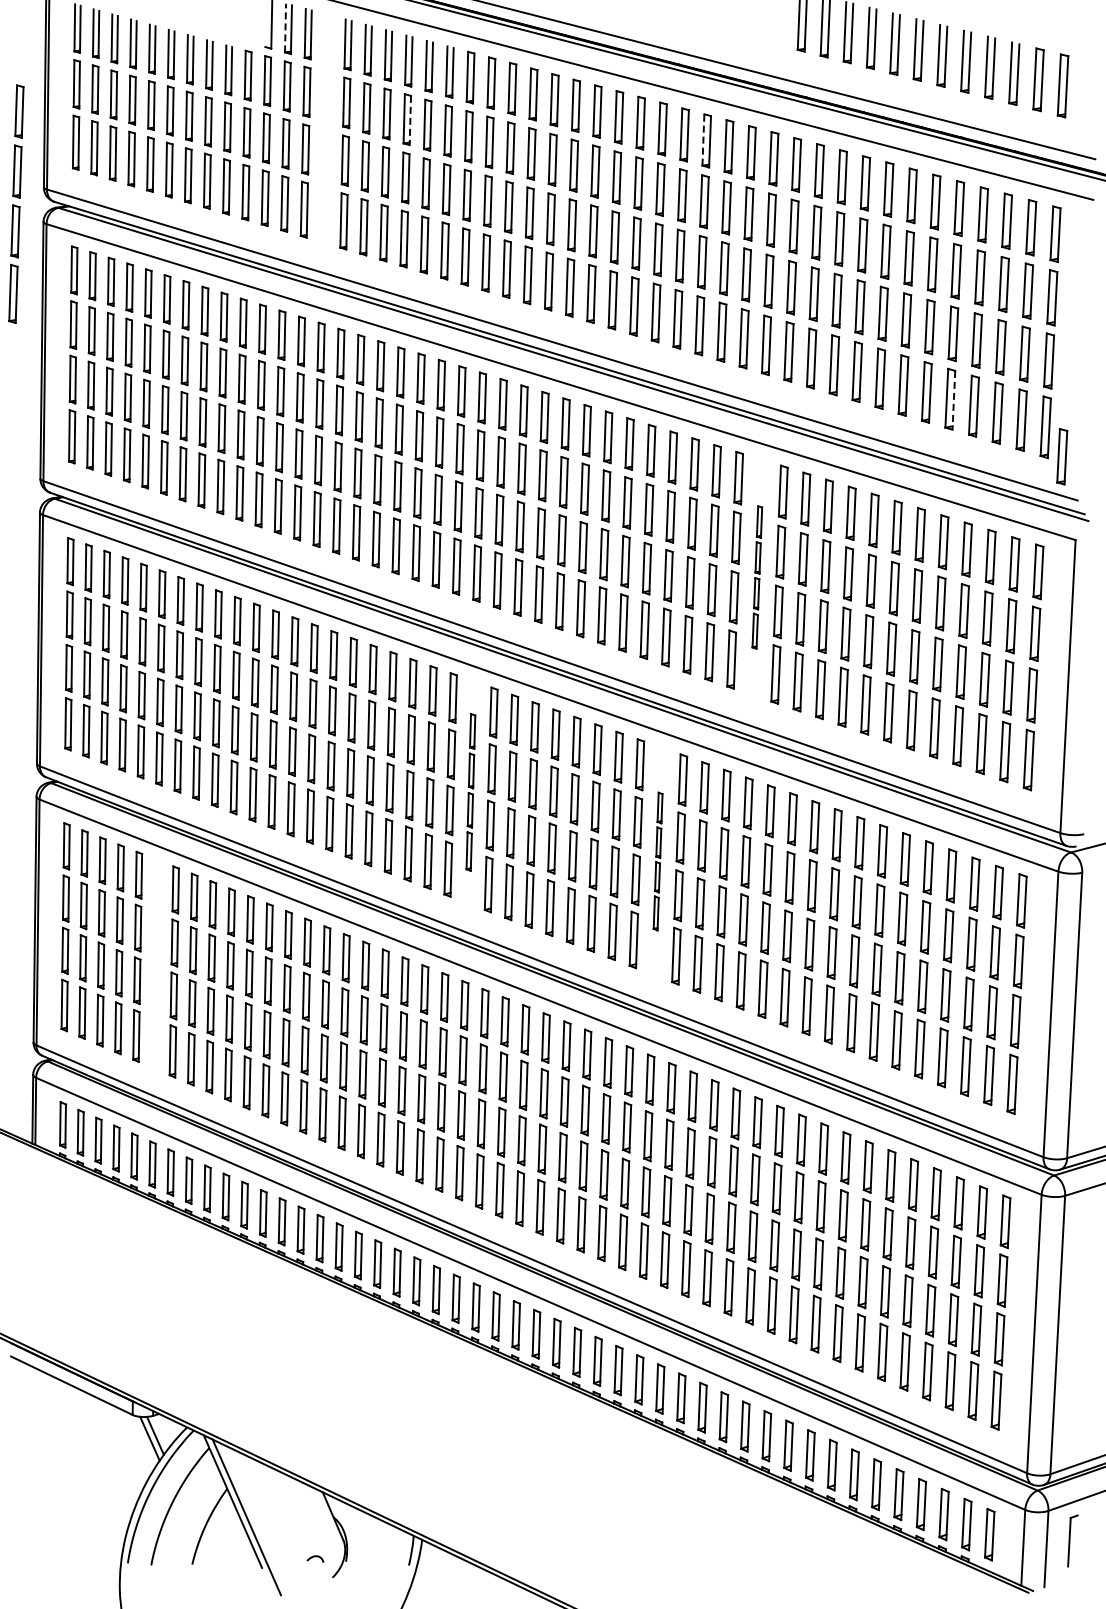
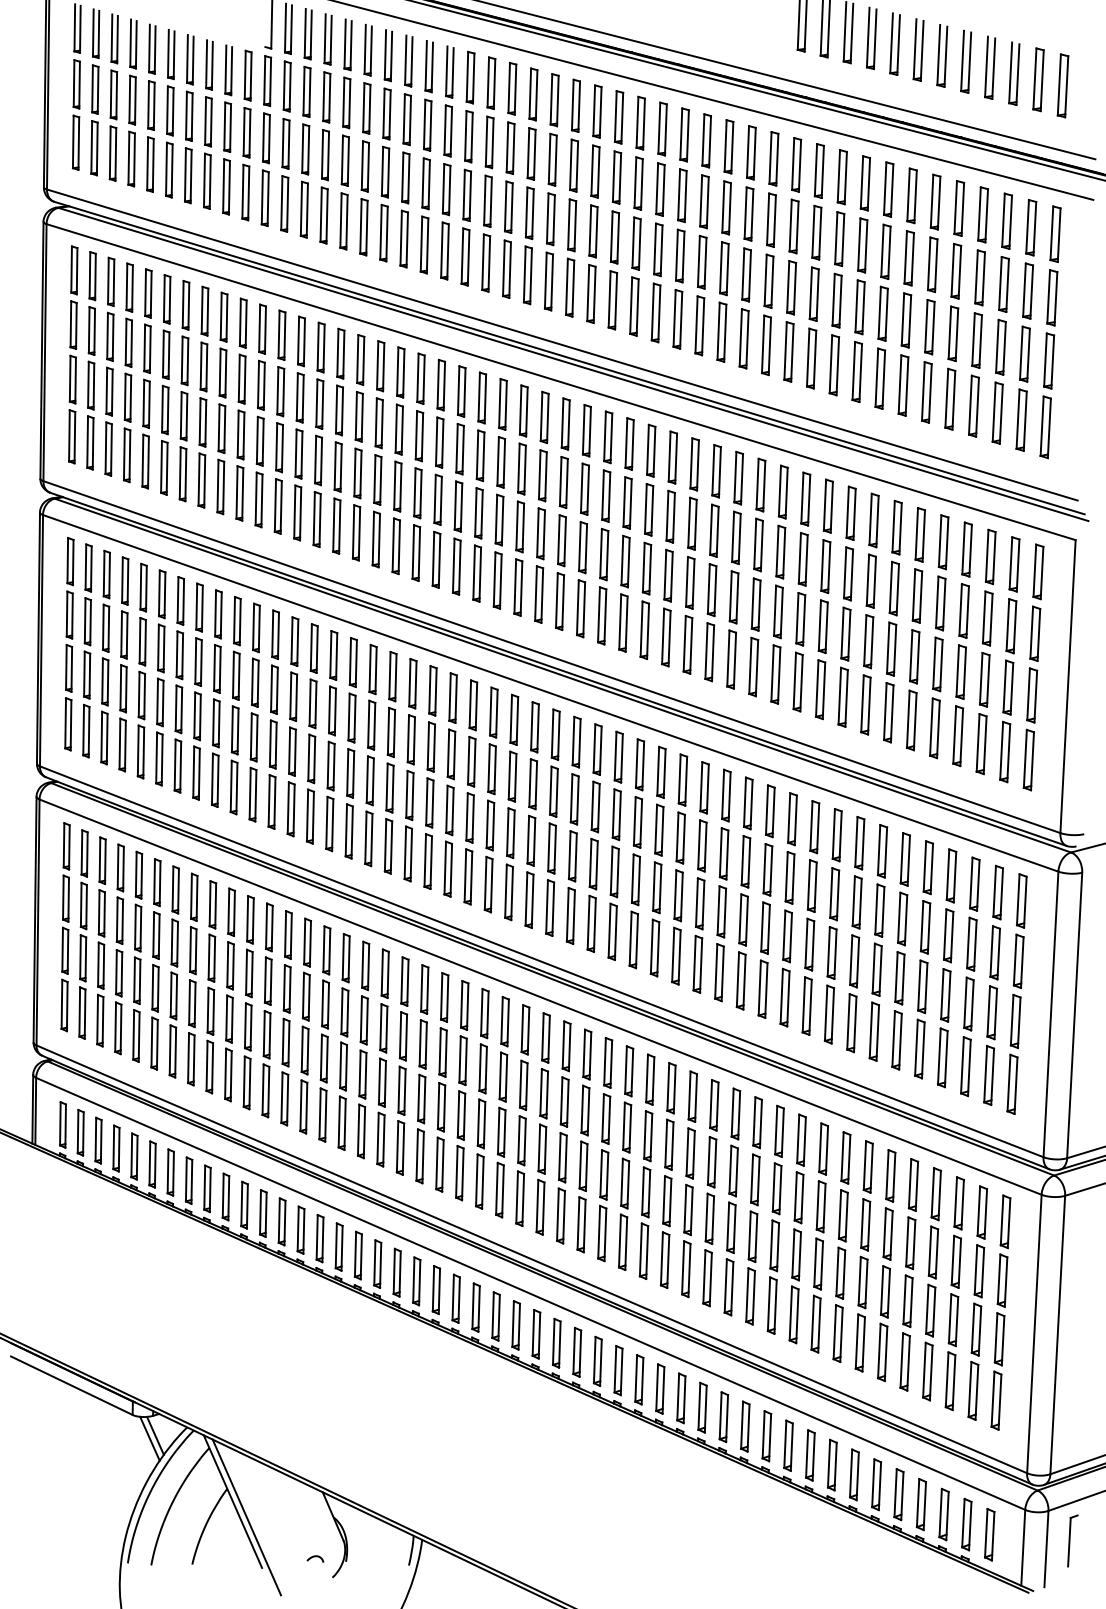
line: dashed -> solid (285, 27)
line: dashed -> solid (410, 120)
part: none -> present (325, 128)
line: dashed -> solid (703, 139)
part: present -> none (16, 203)
line: dashed -> solid (953, 400)
part: present -> none (1062, 456)
part size: 13x145 px -> 19x241 px (757, 577)
part size: 12x159 px -> 16x227 px (470, 792)
part size: 12x141 px -> 18x233 px (657, 861)
part: none -> present (155, 964)
